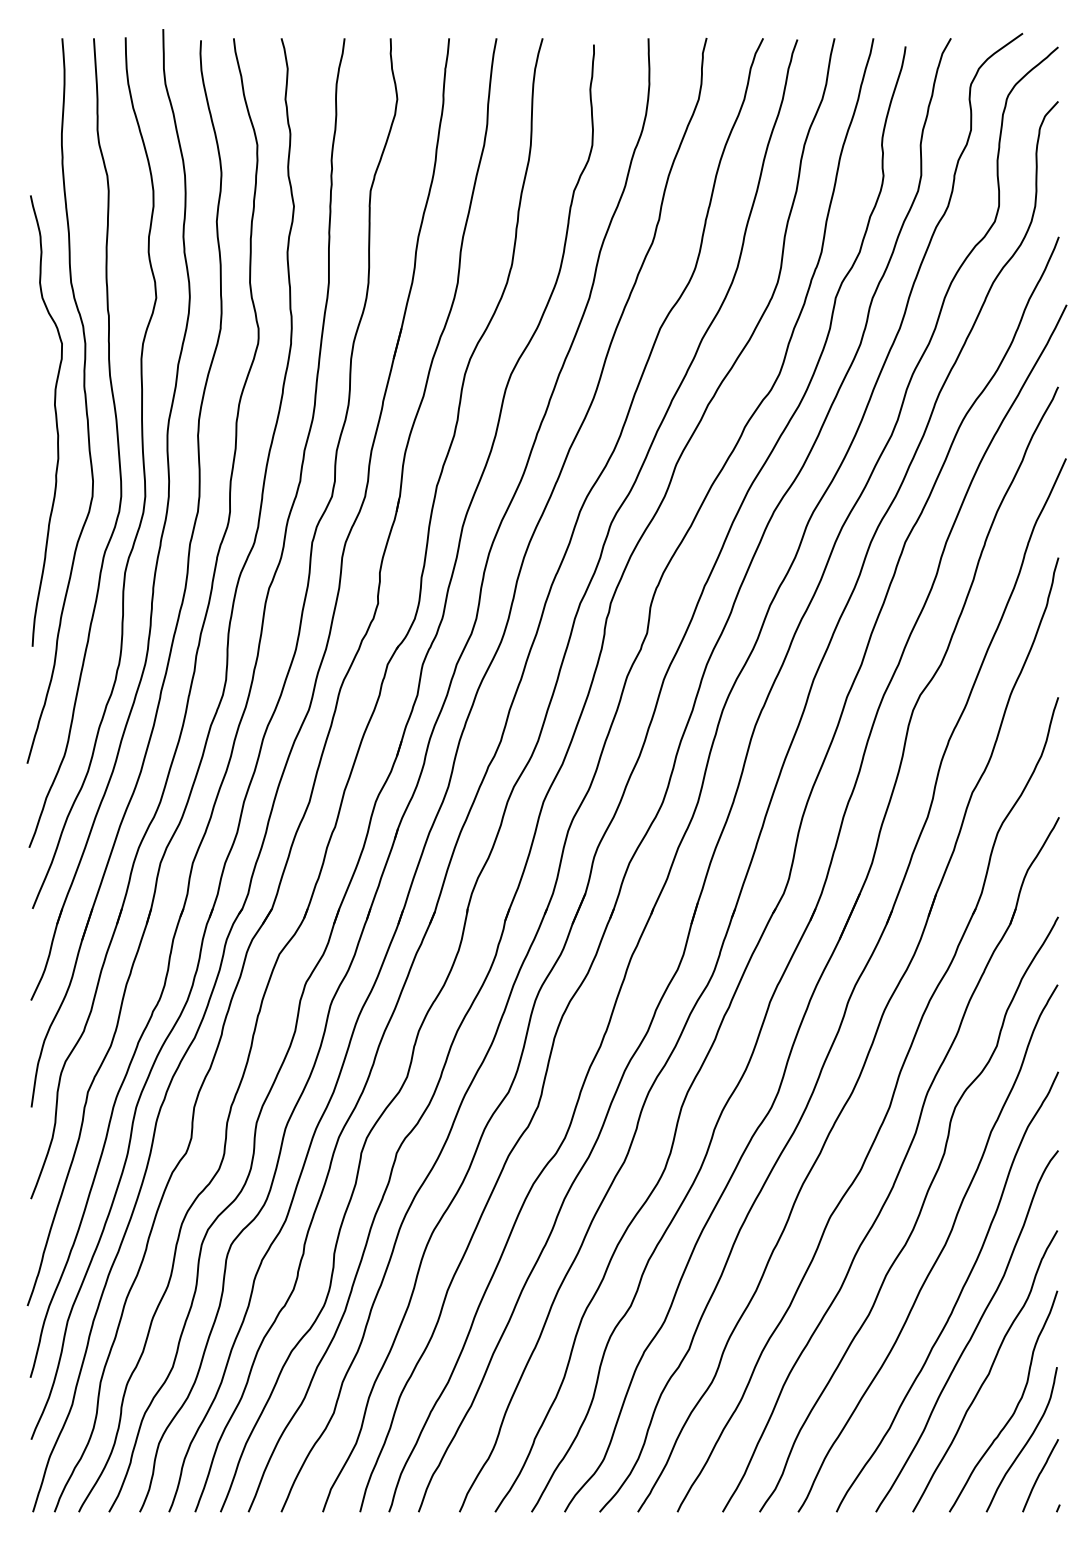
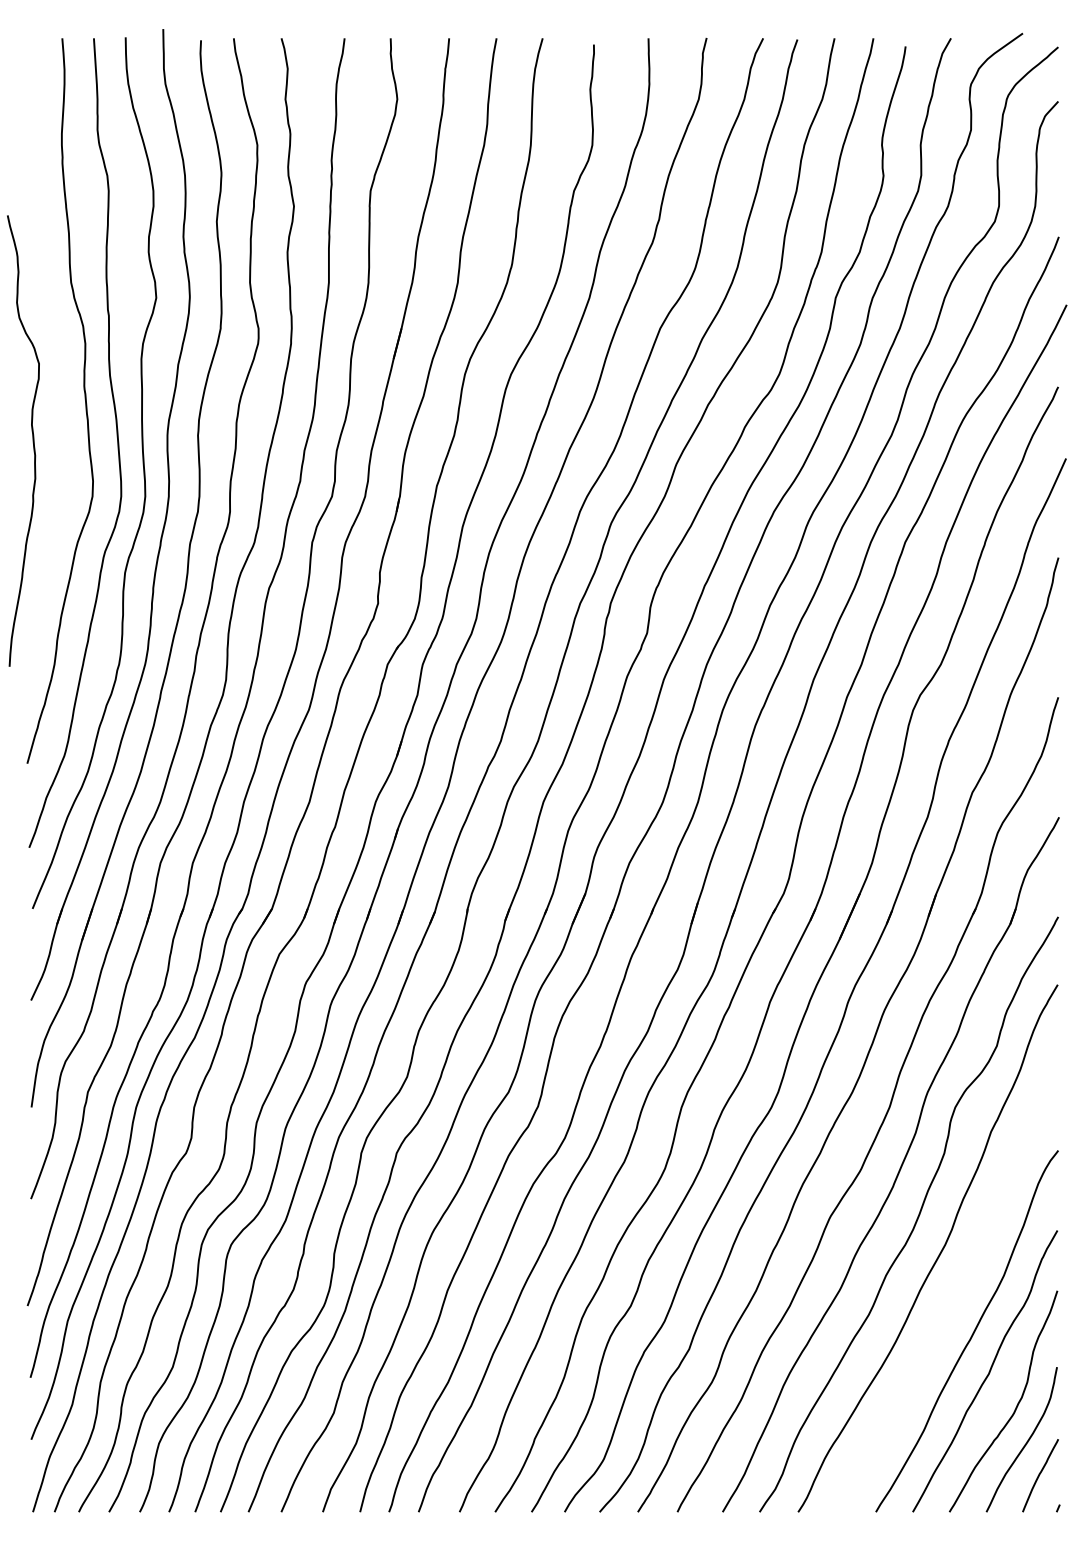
curve position: (55, 420) -> (32, 440) (32, 440)
curve: present -> none (957, 1297)
